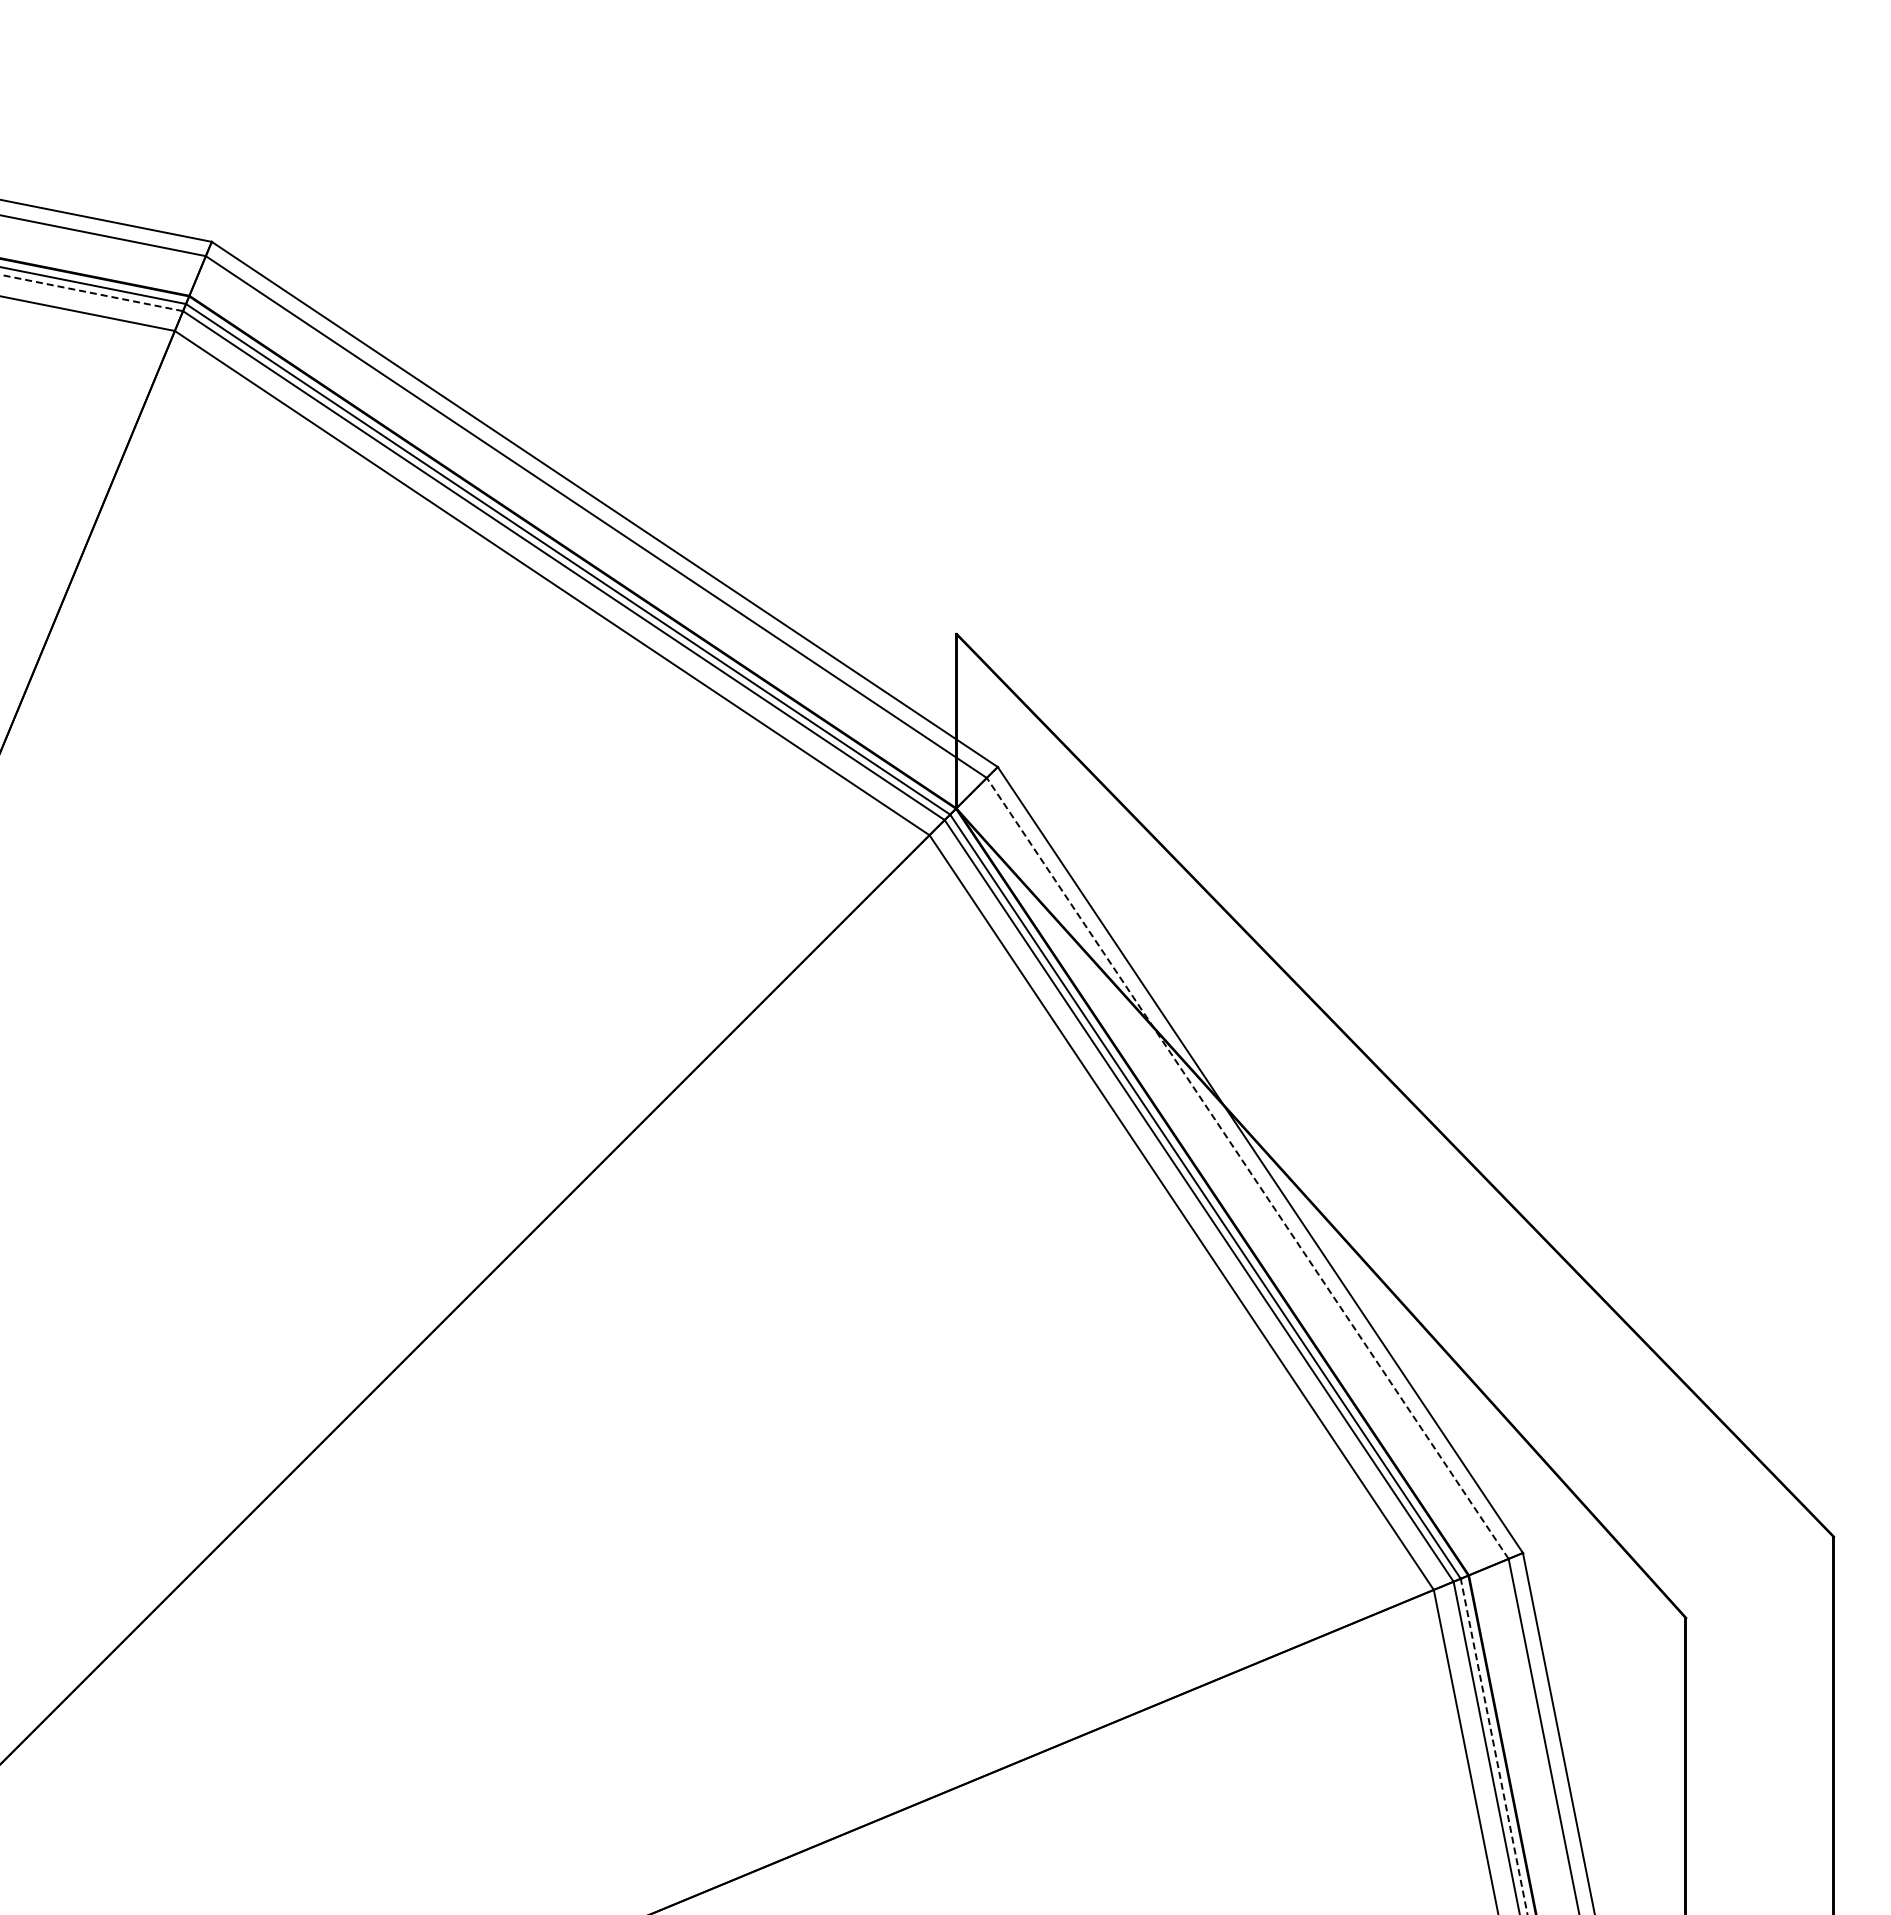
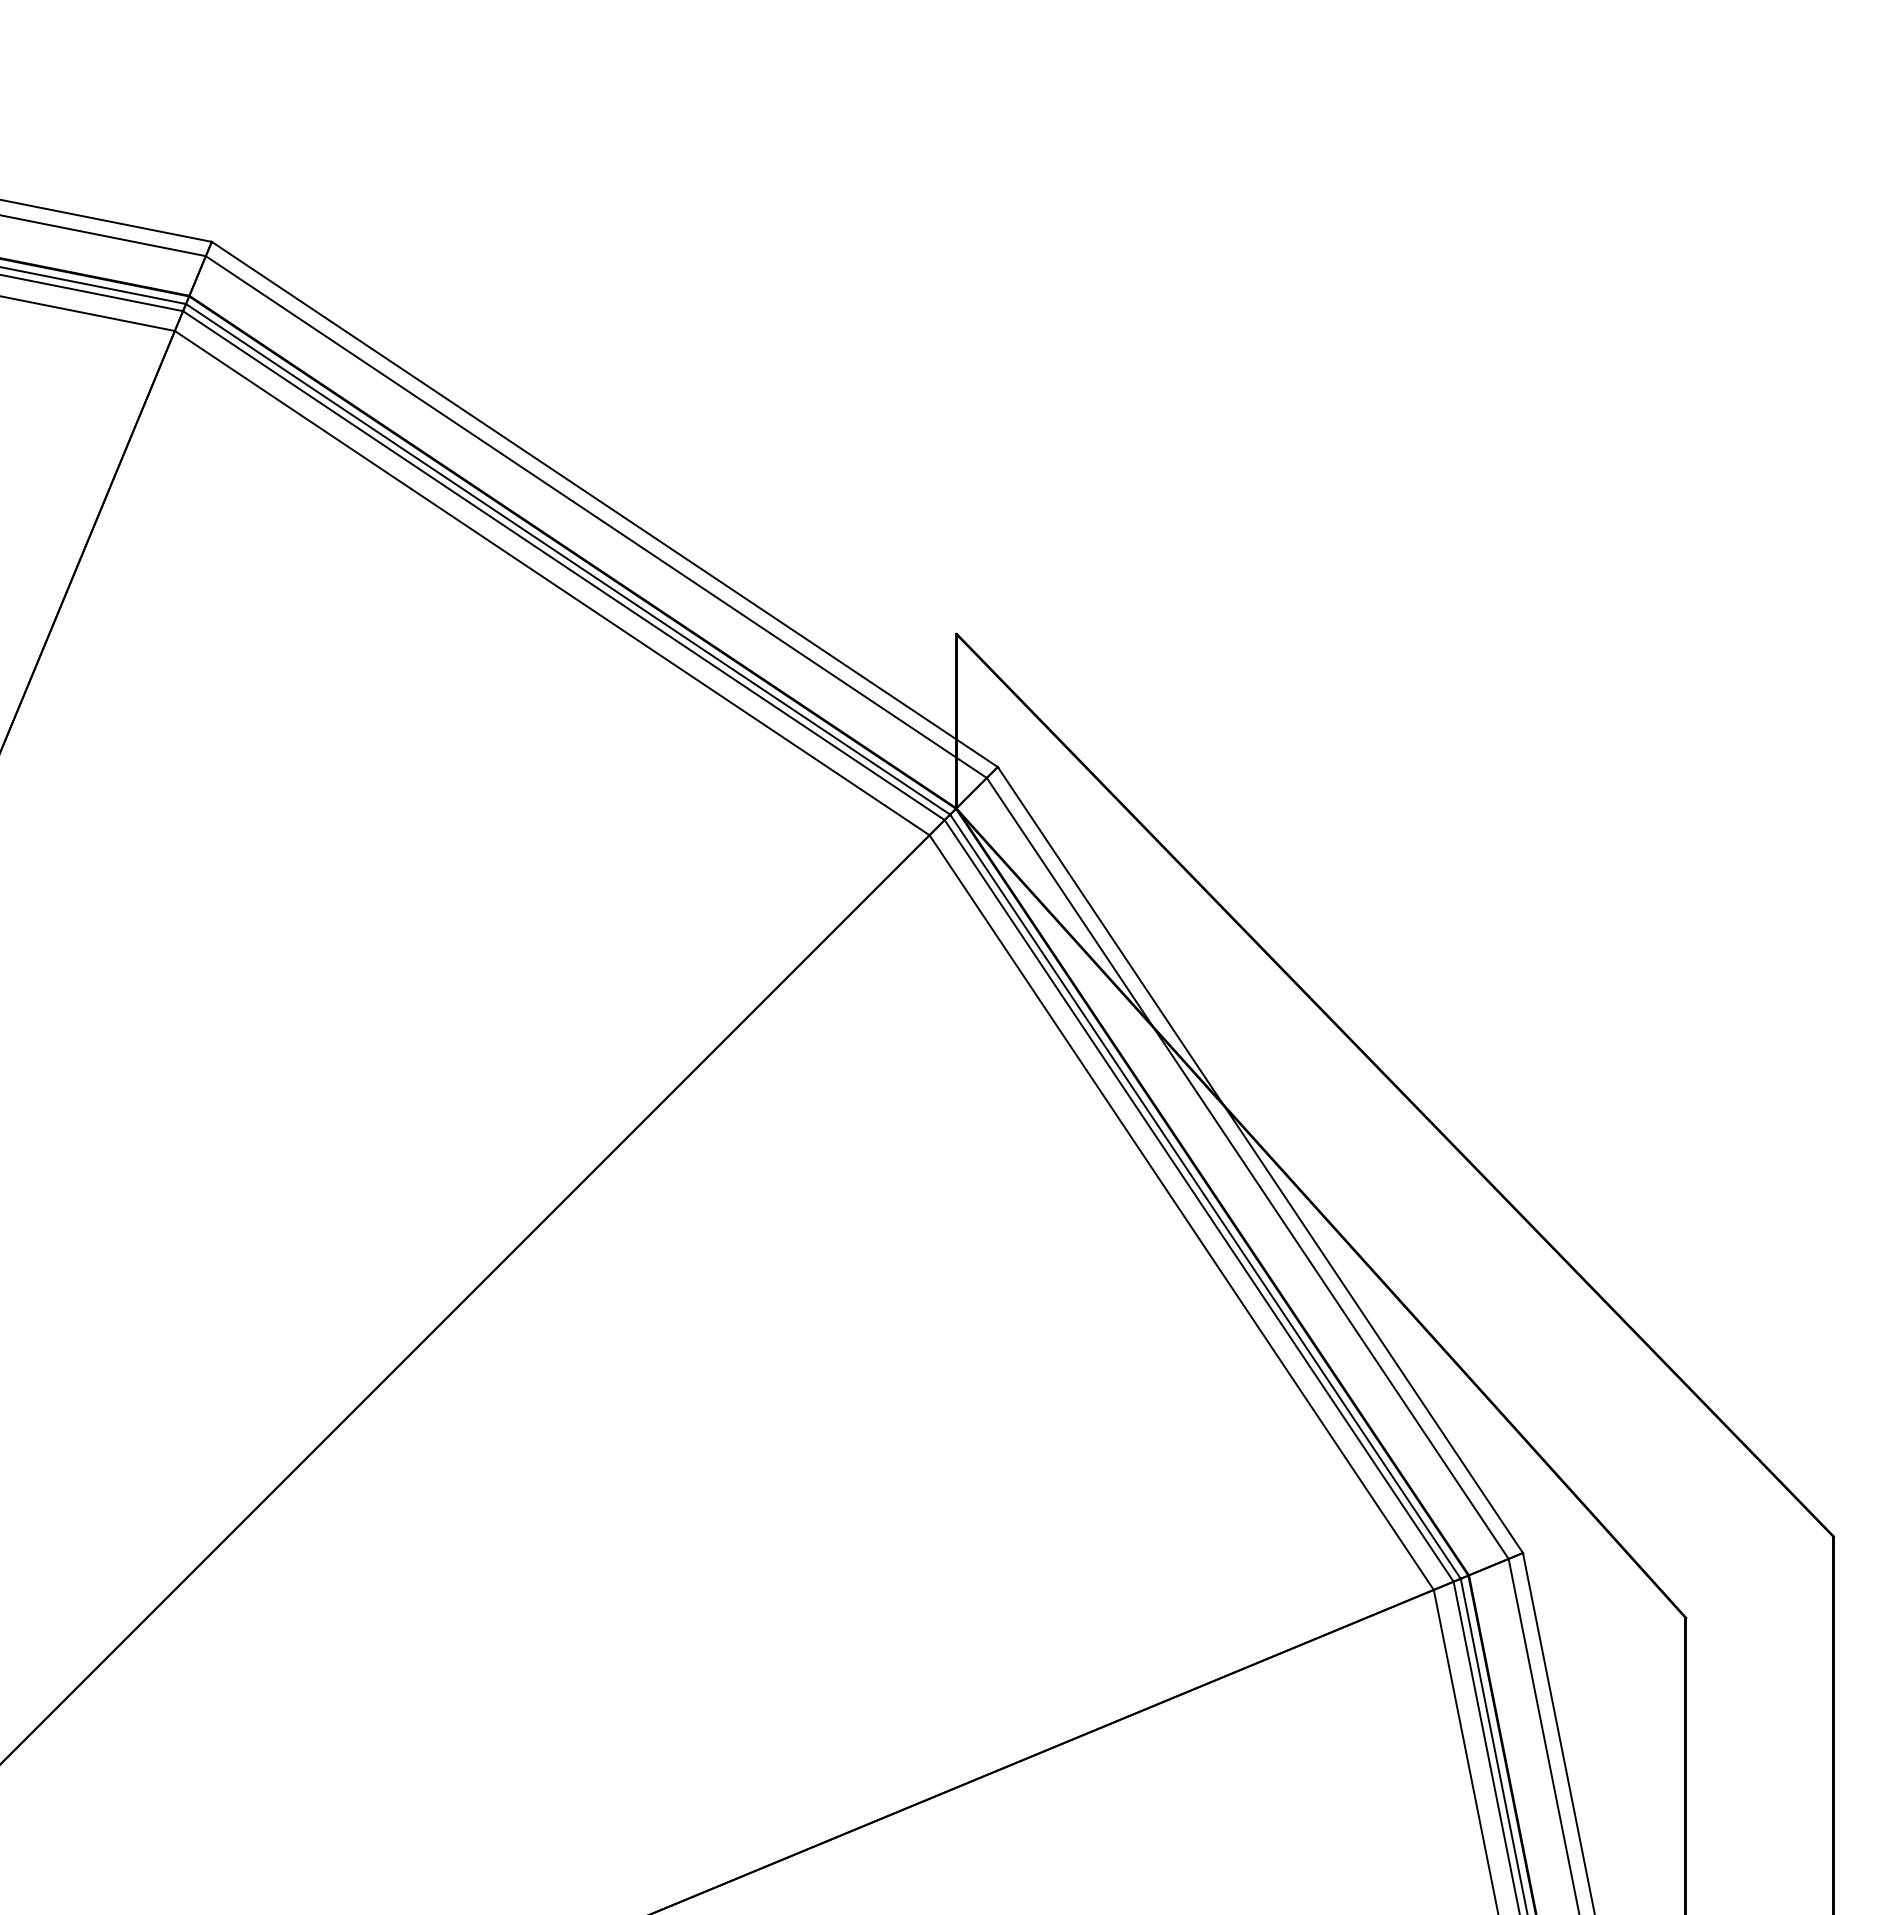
line: dashed -> solid (91, 293)
line: dashed -> solid (1247, 1168)
line: dashed -> solid (1494, 1746)
